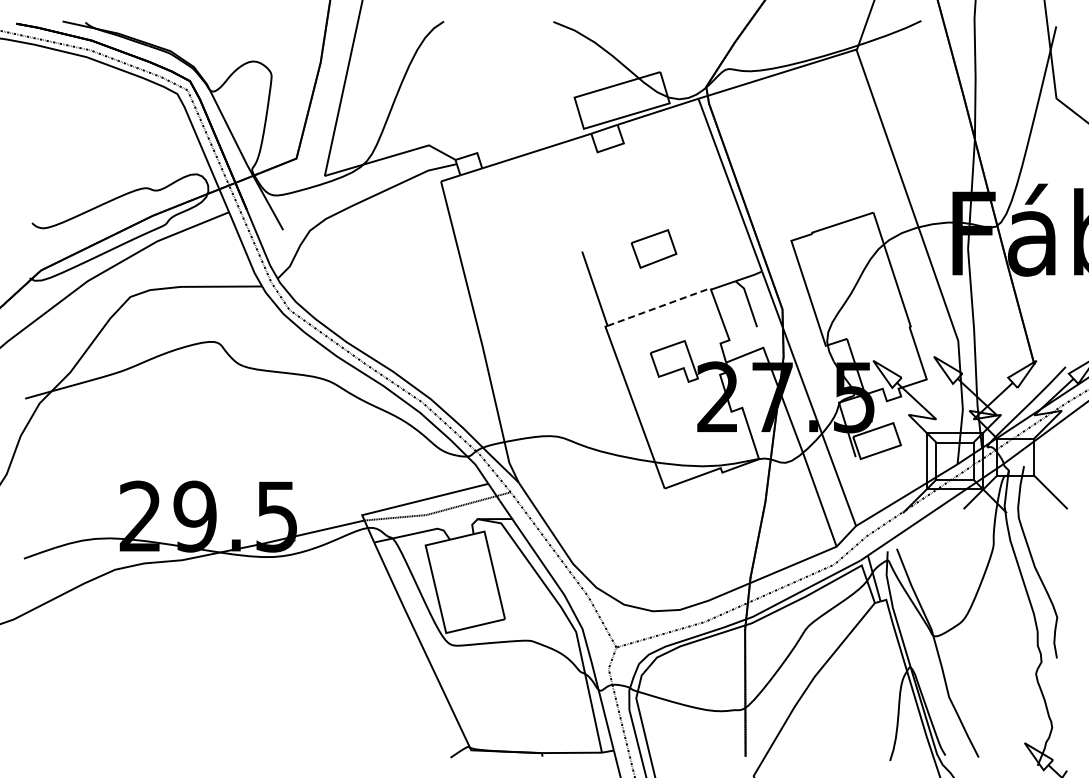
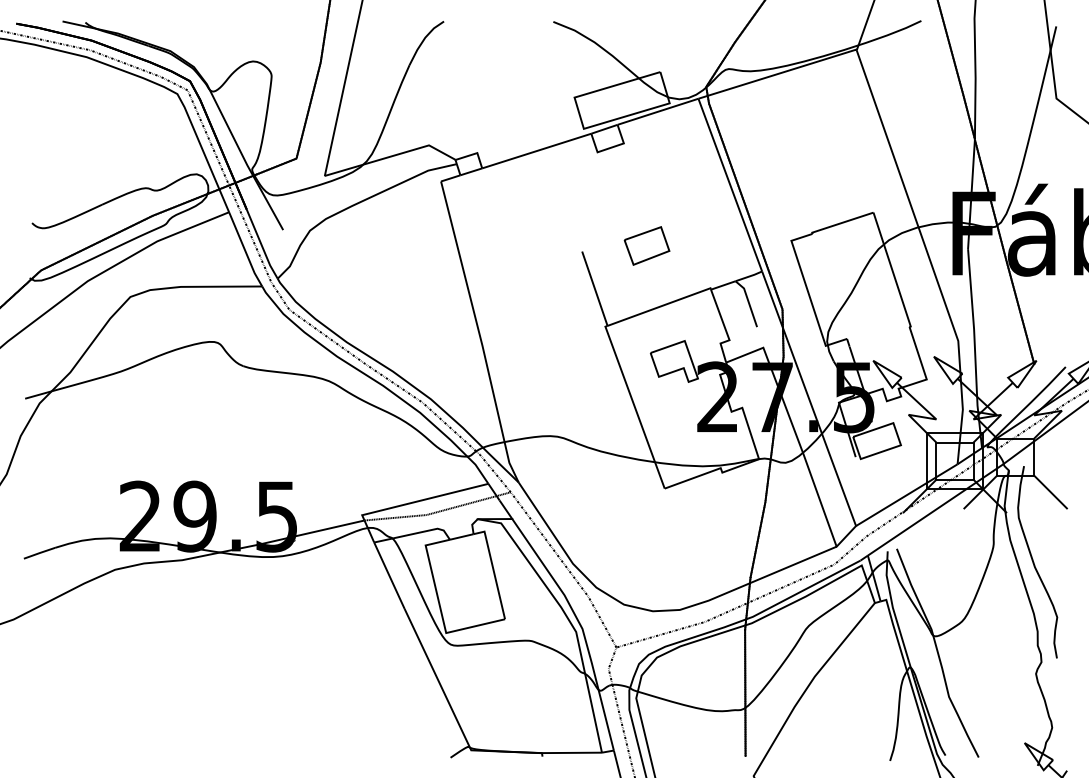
part position: (653, 248) -> (646, 245) (646, 245)
line: dashed -> solid (660, 306)
